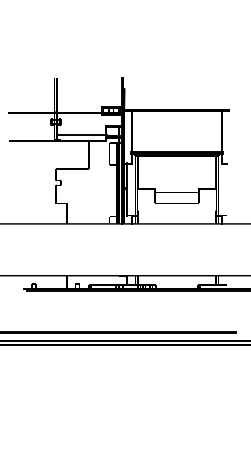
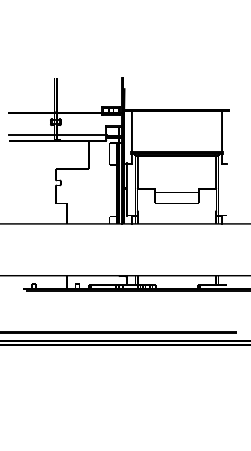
line: none -> present (31, 134)
